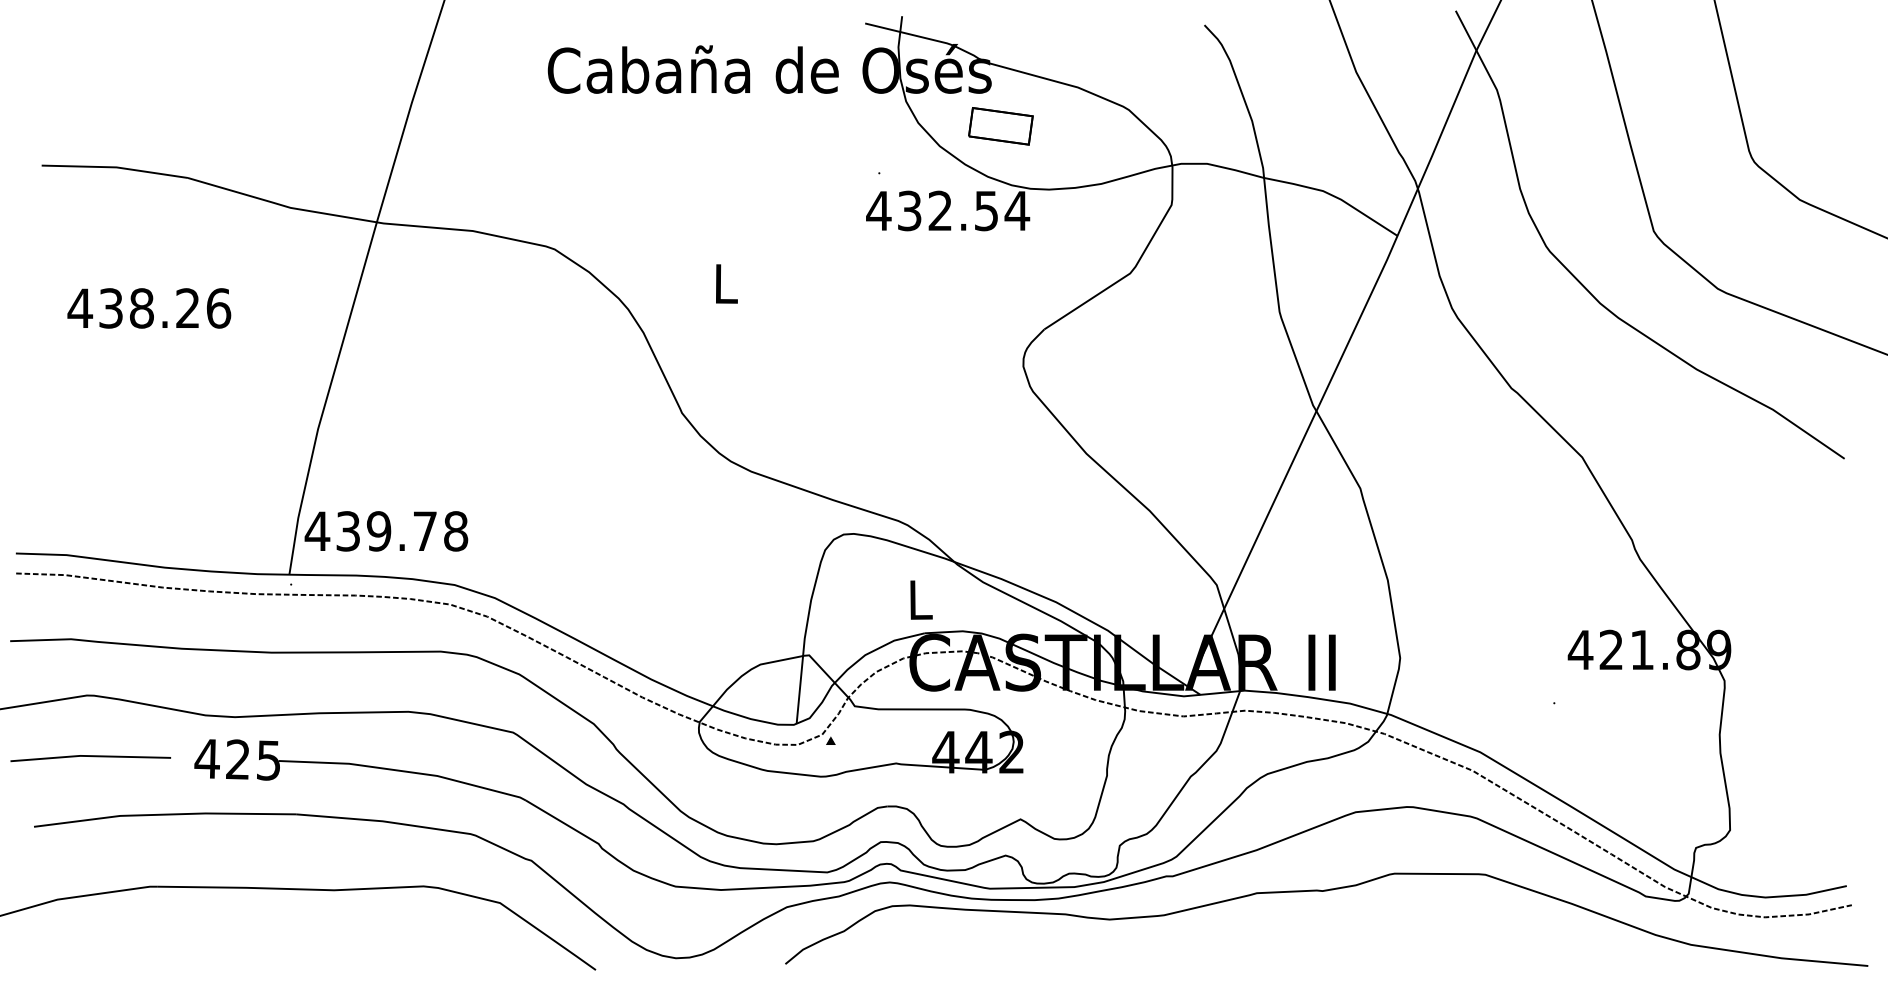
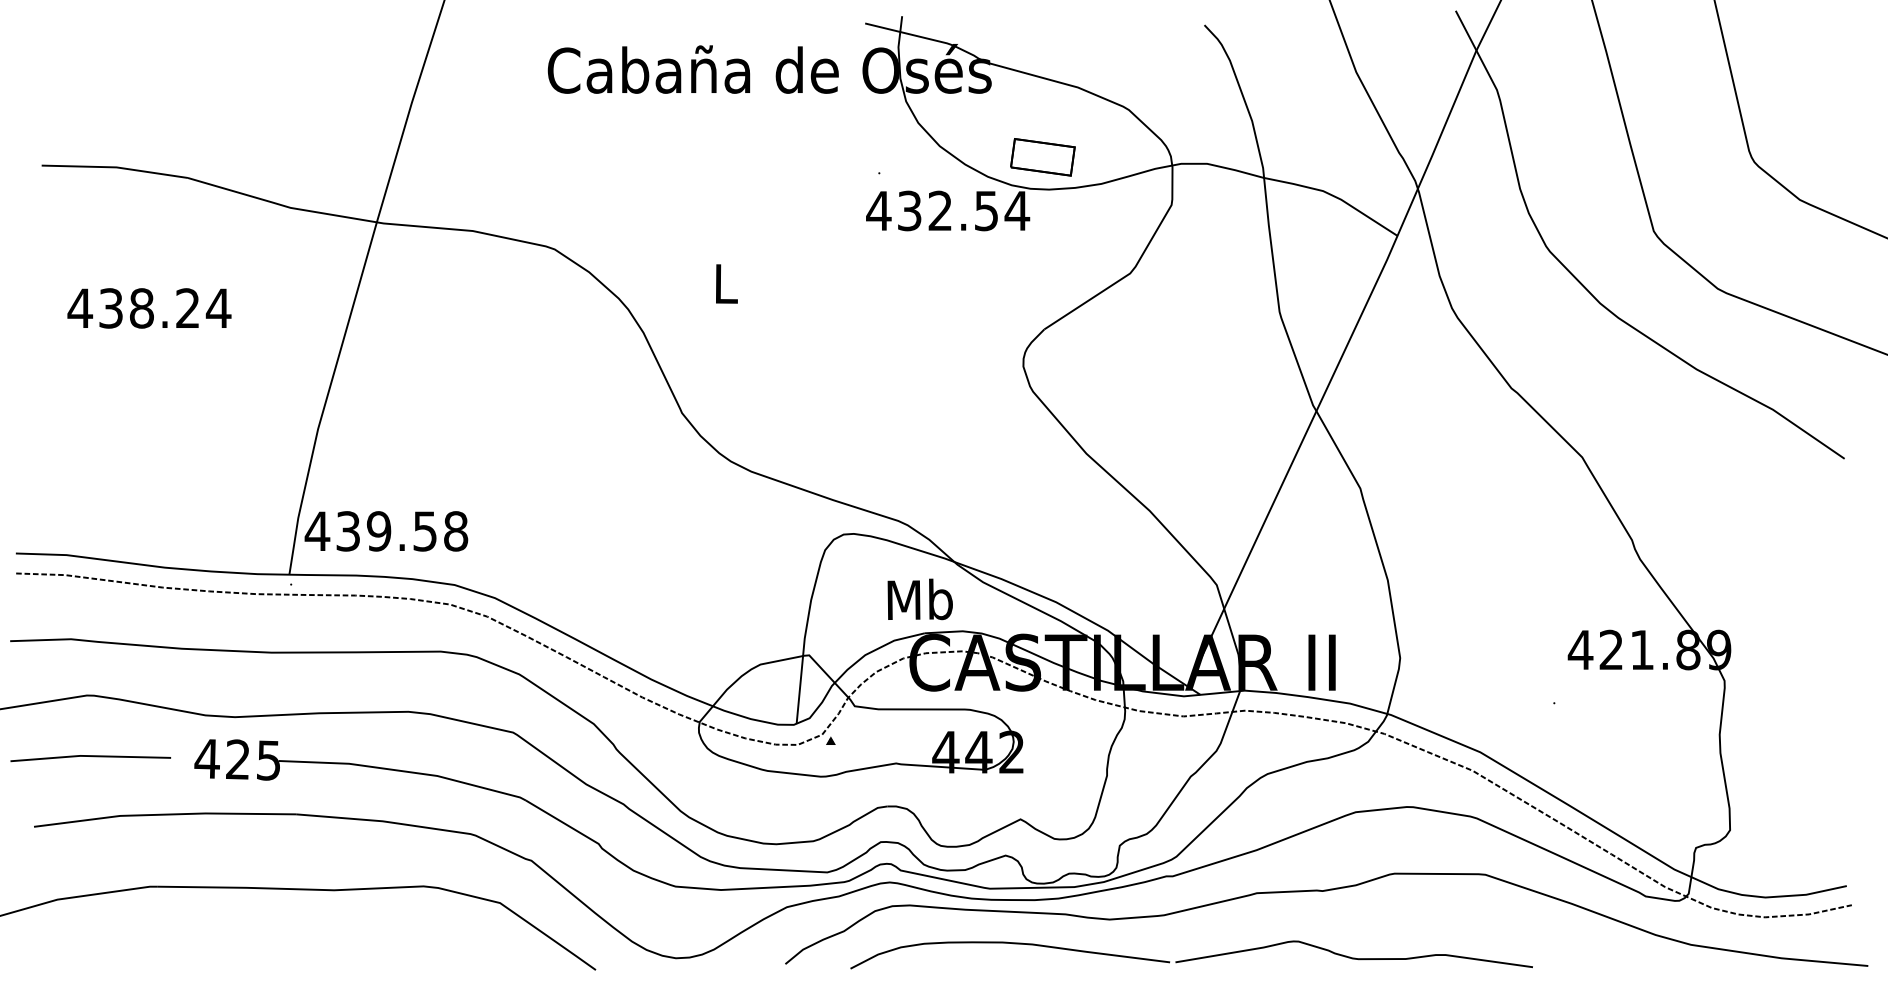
part position: (1000, 126) -> (1042, 157) (1042, 157)
text: 438.26 -> 438.24 (218, 308)
text: 439.78 -> 439.58 (424, 531)
text: L -> Mb (919, 599)
part: none -> present (1191, 954)
